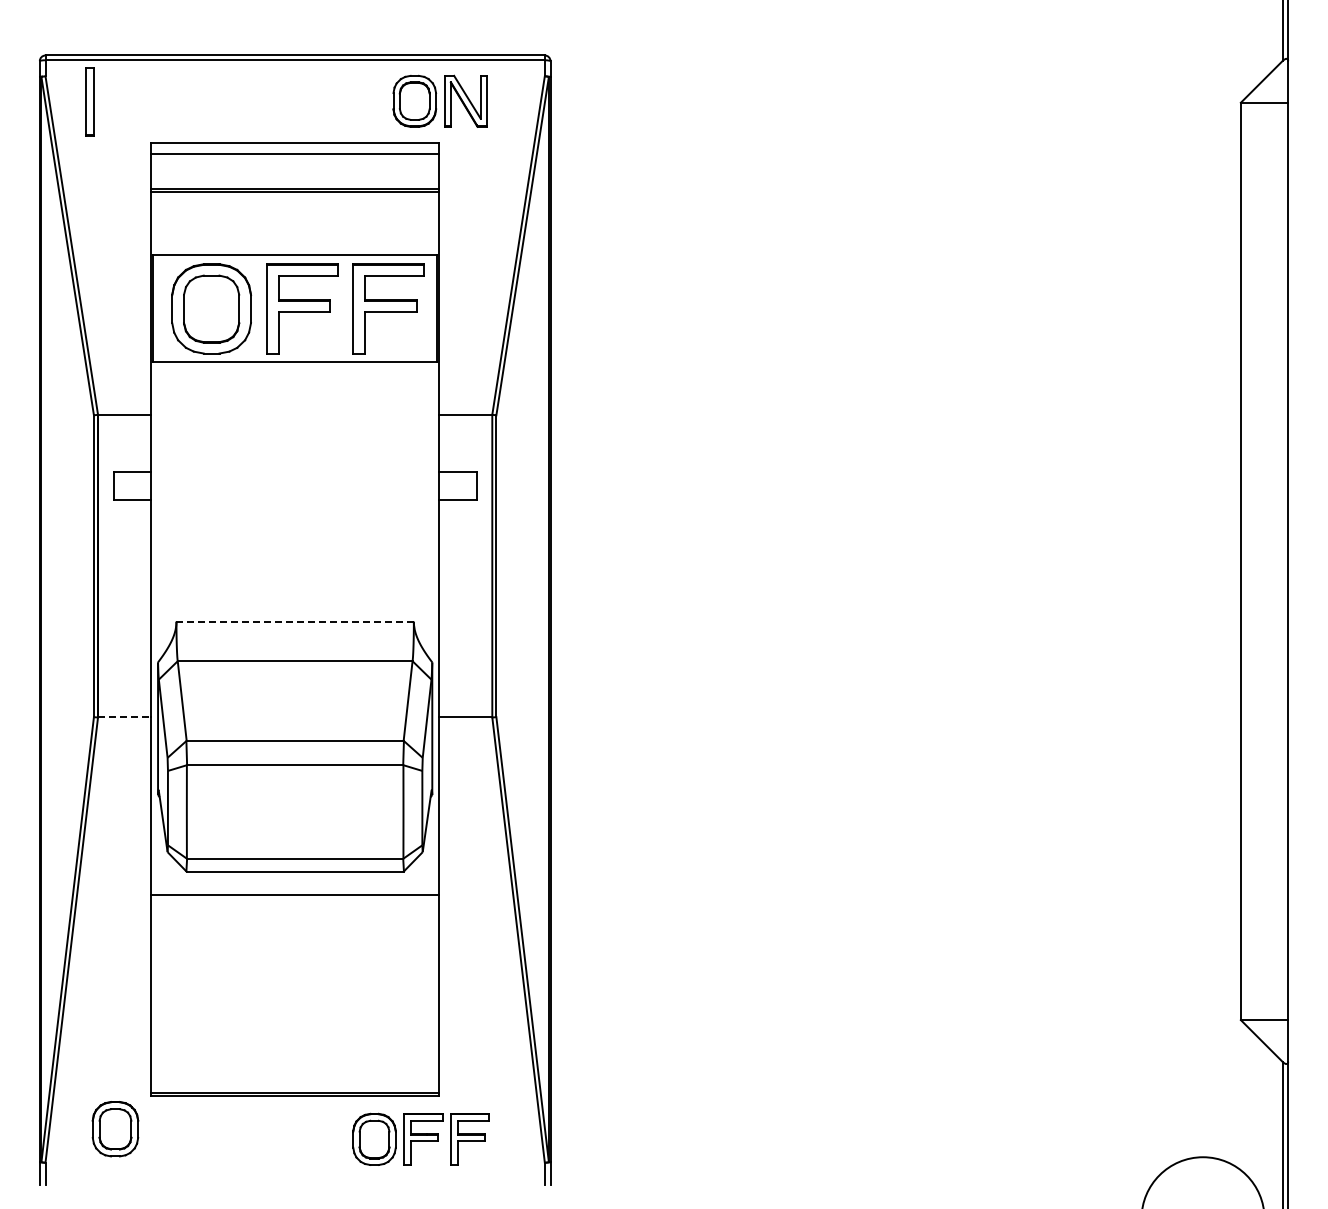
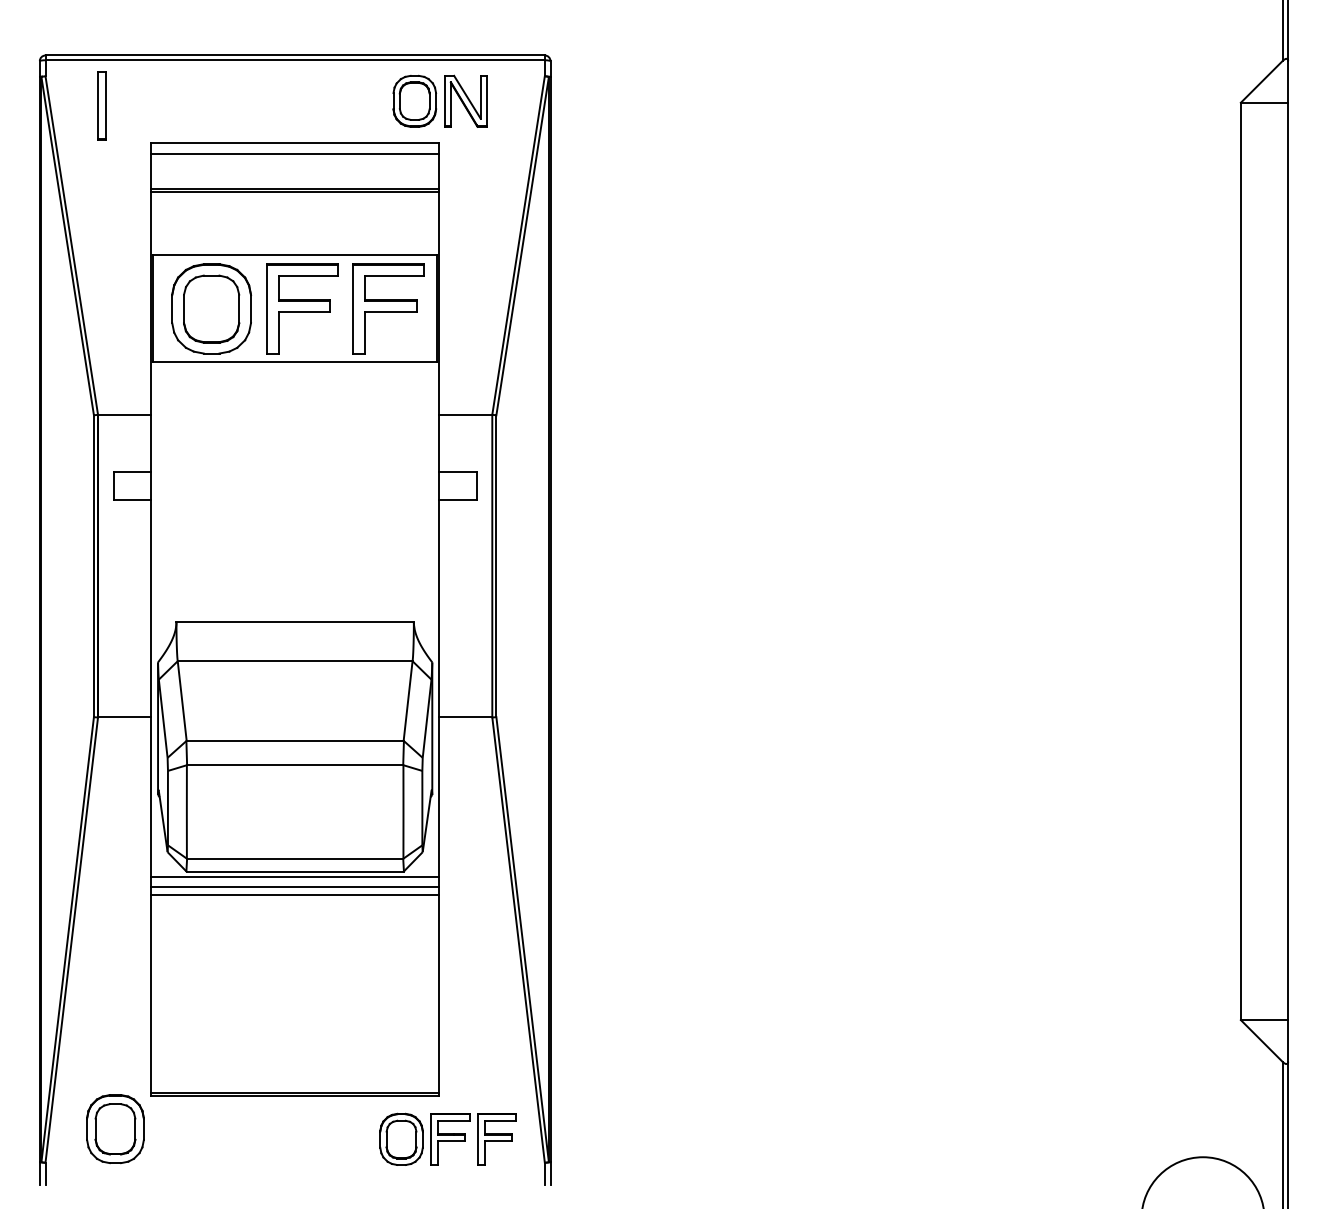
part position: (89, 101) -> (101, 105) (101, 105)
line: dashed -> solid (295, 621)
line: dashed -> solid (124, 717)
line: none -> present (294, 876)
line: none -> present (294, 887)
part size: 49x57 px -> 59x71 px (115, 1129)
part position: (420, 1138) -> (447, 1138) (447, 1138)
